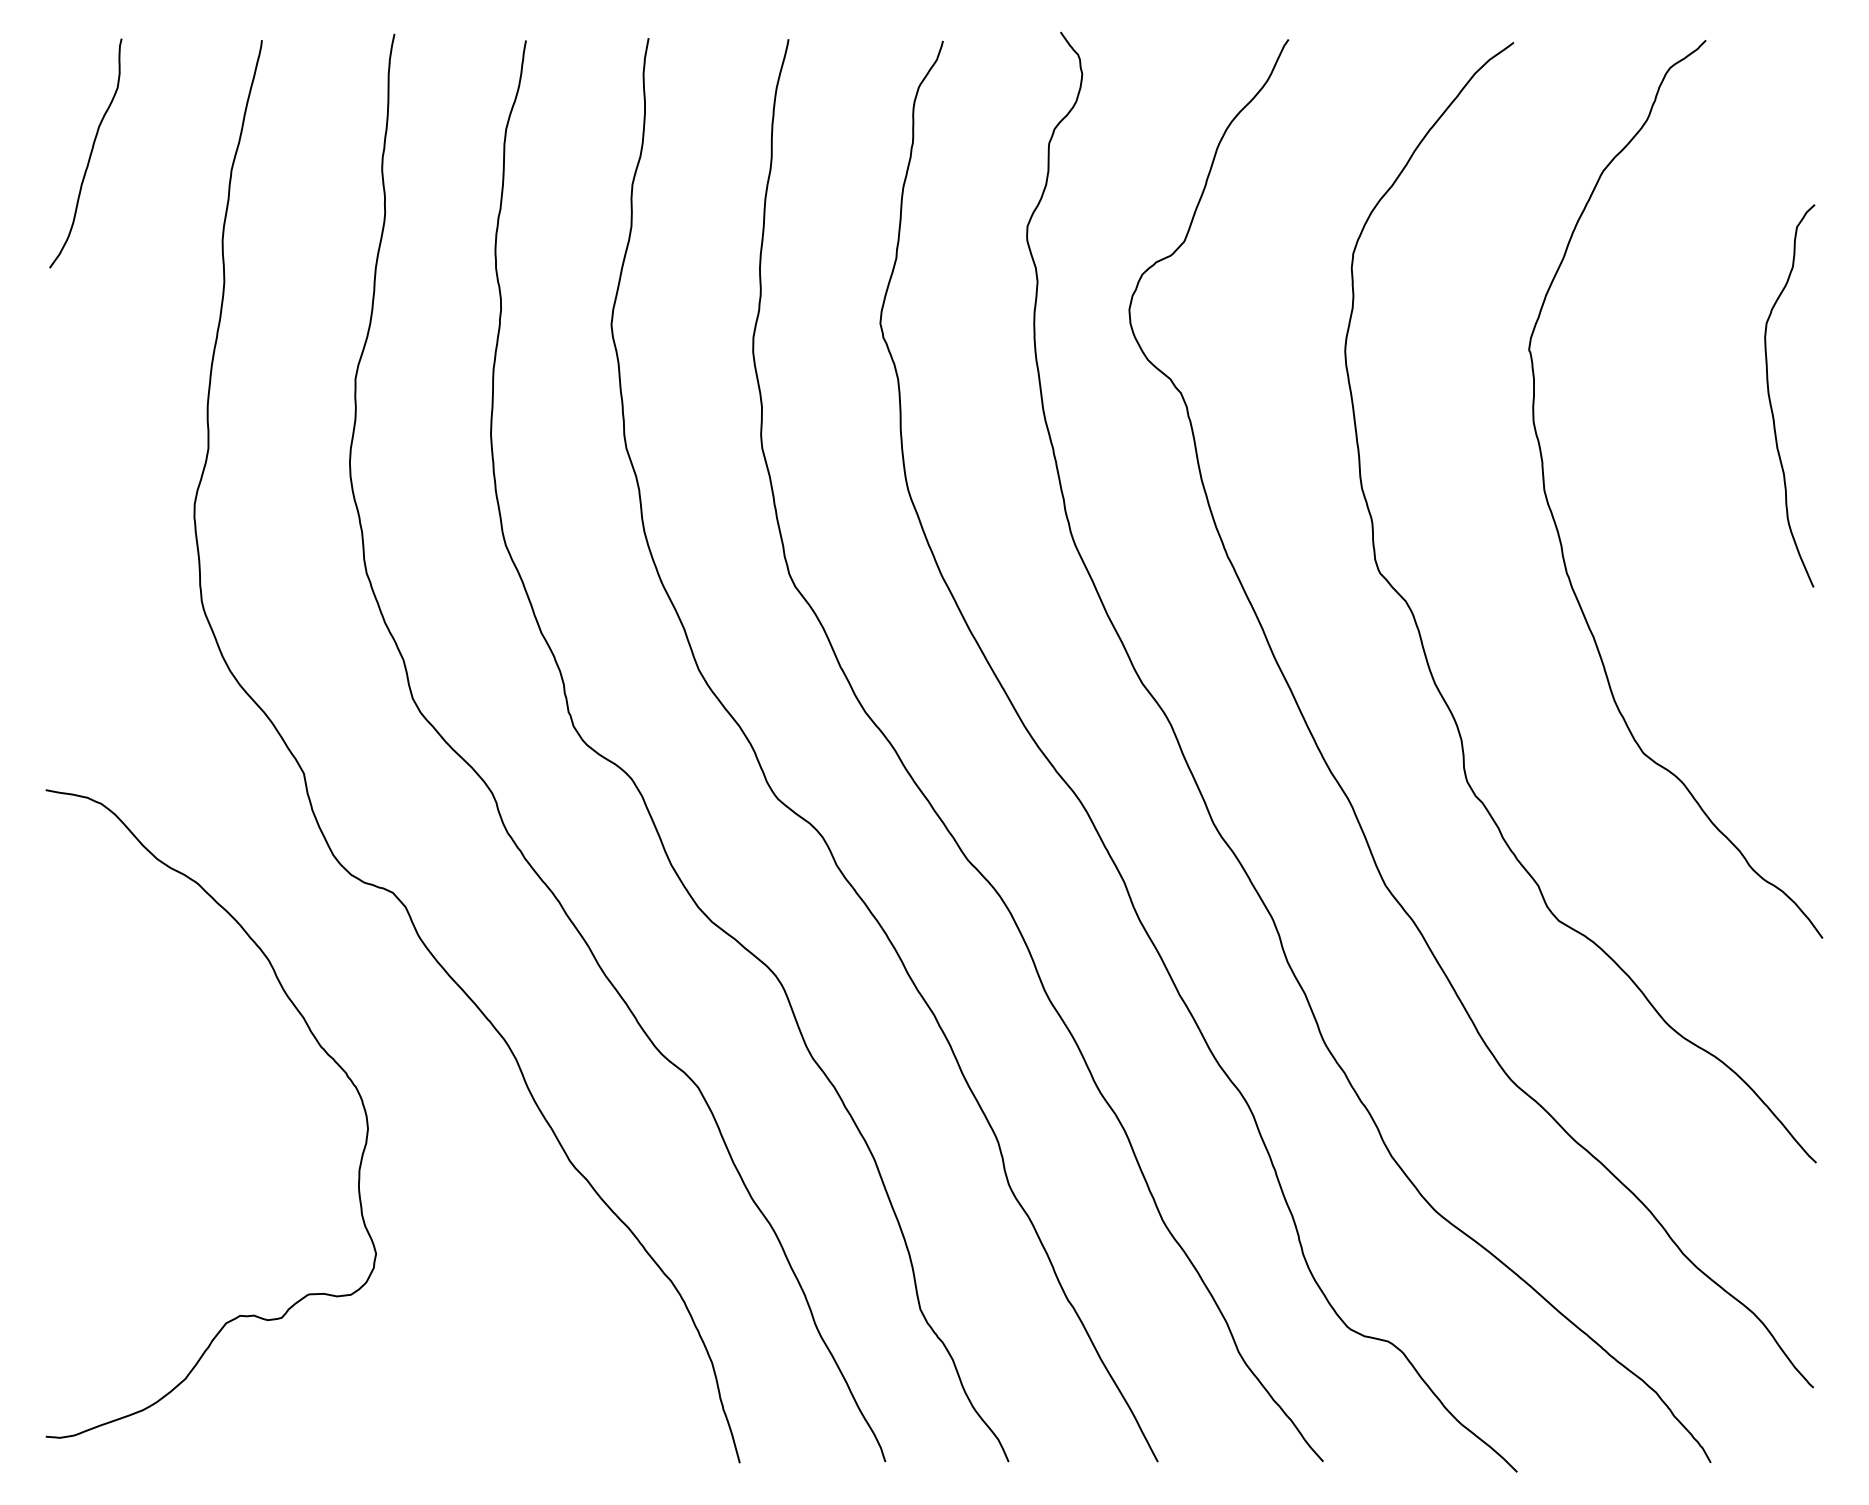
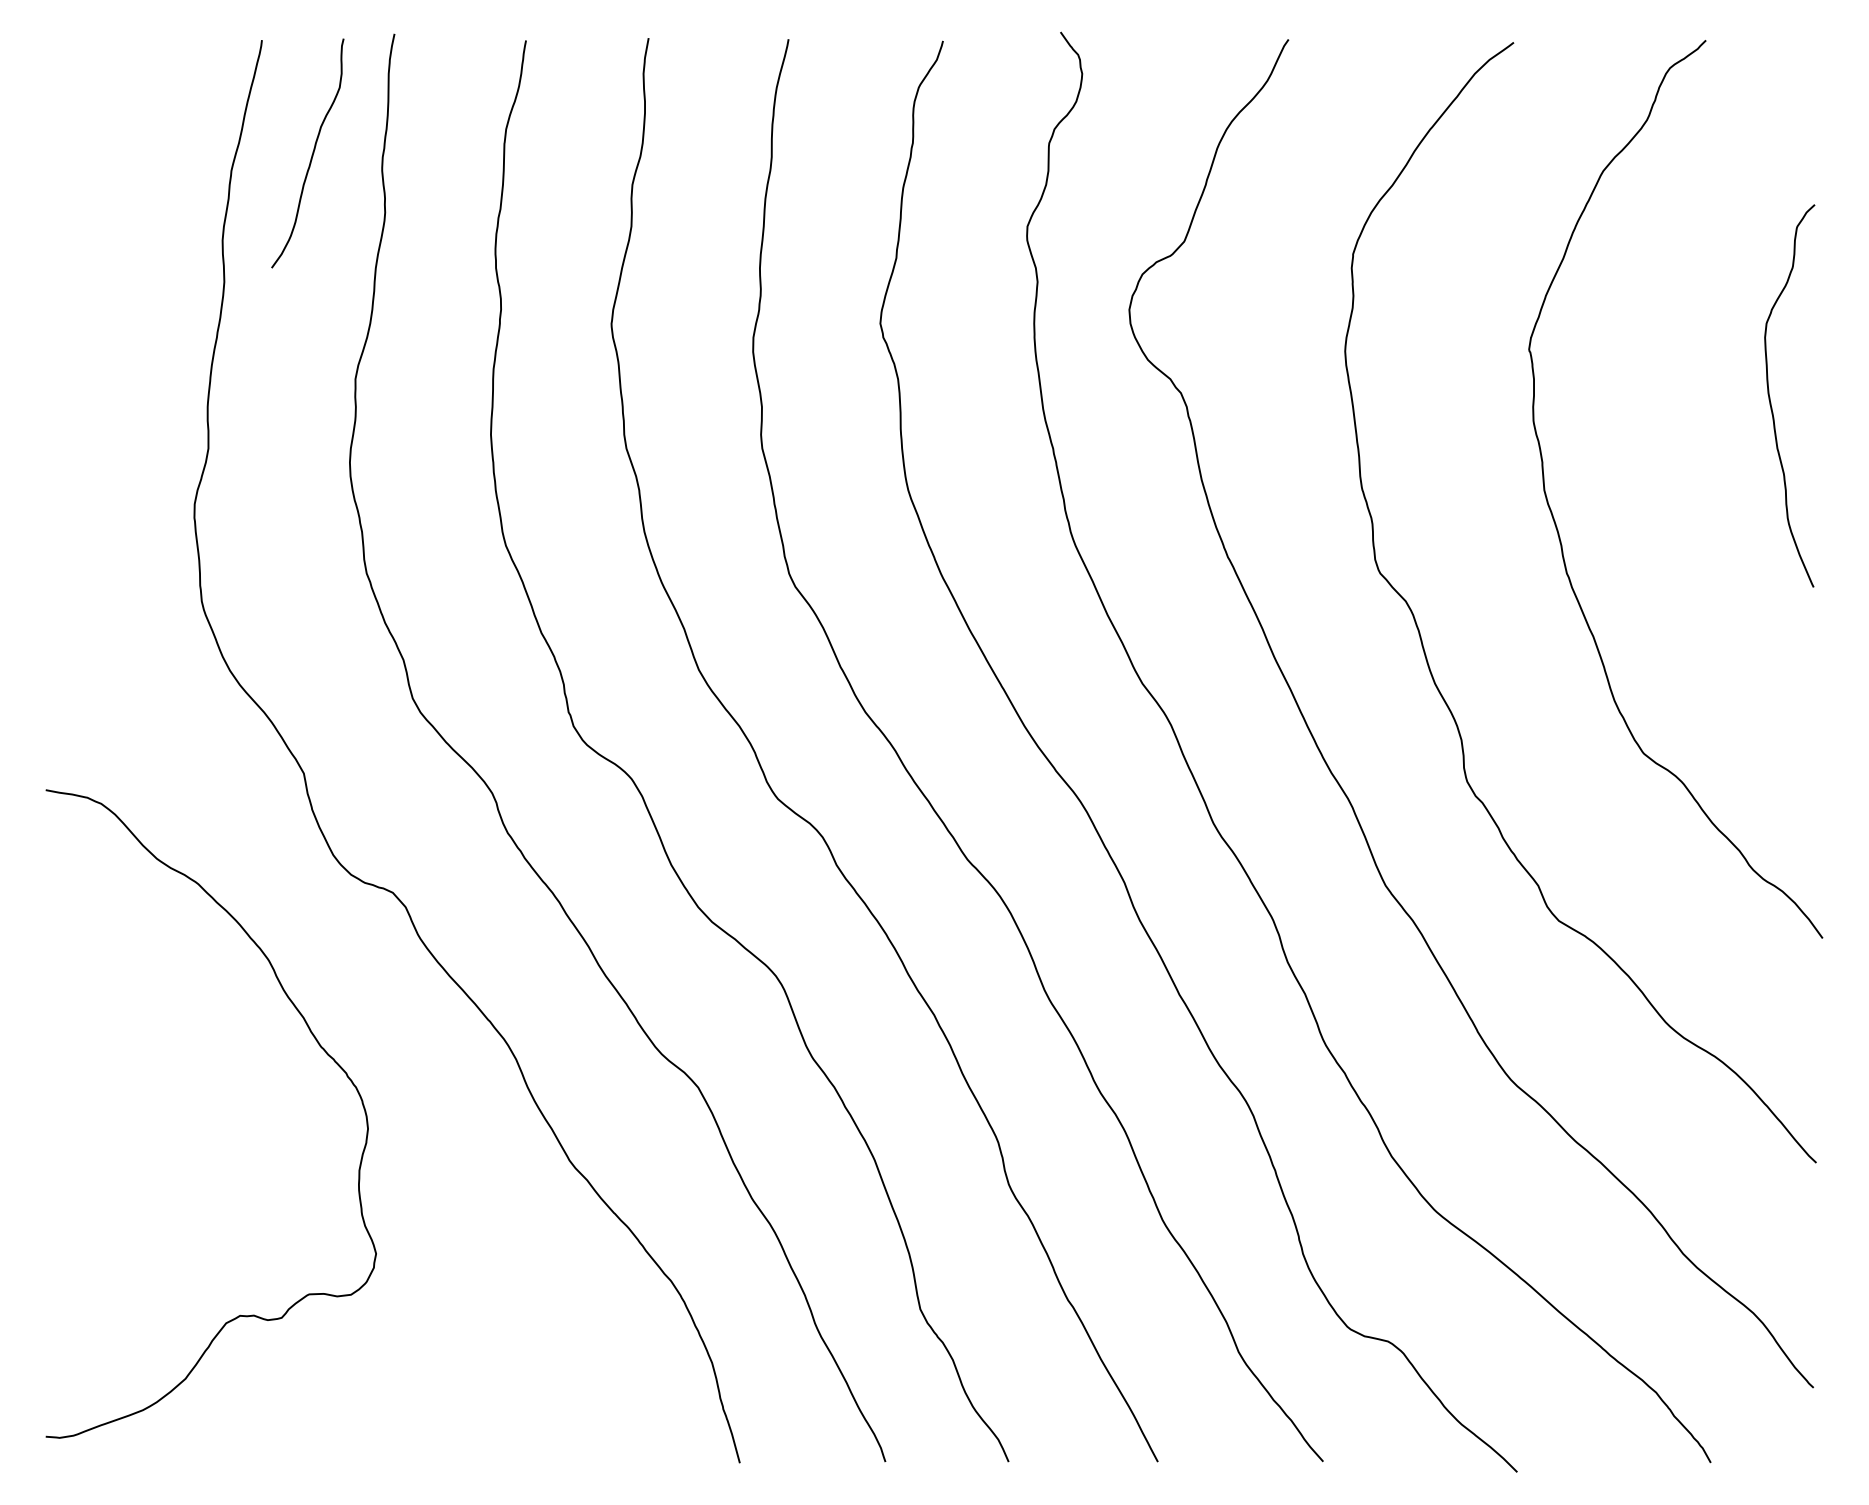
curve position: (89, 154) -> (311, 154) (311, 154)
